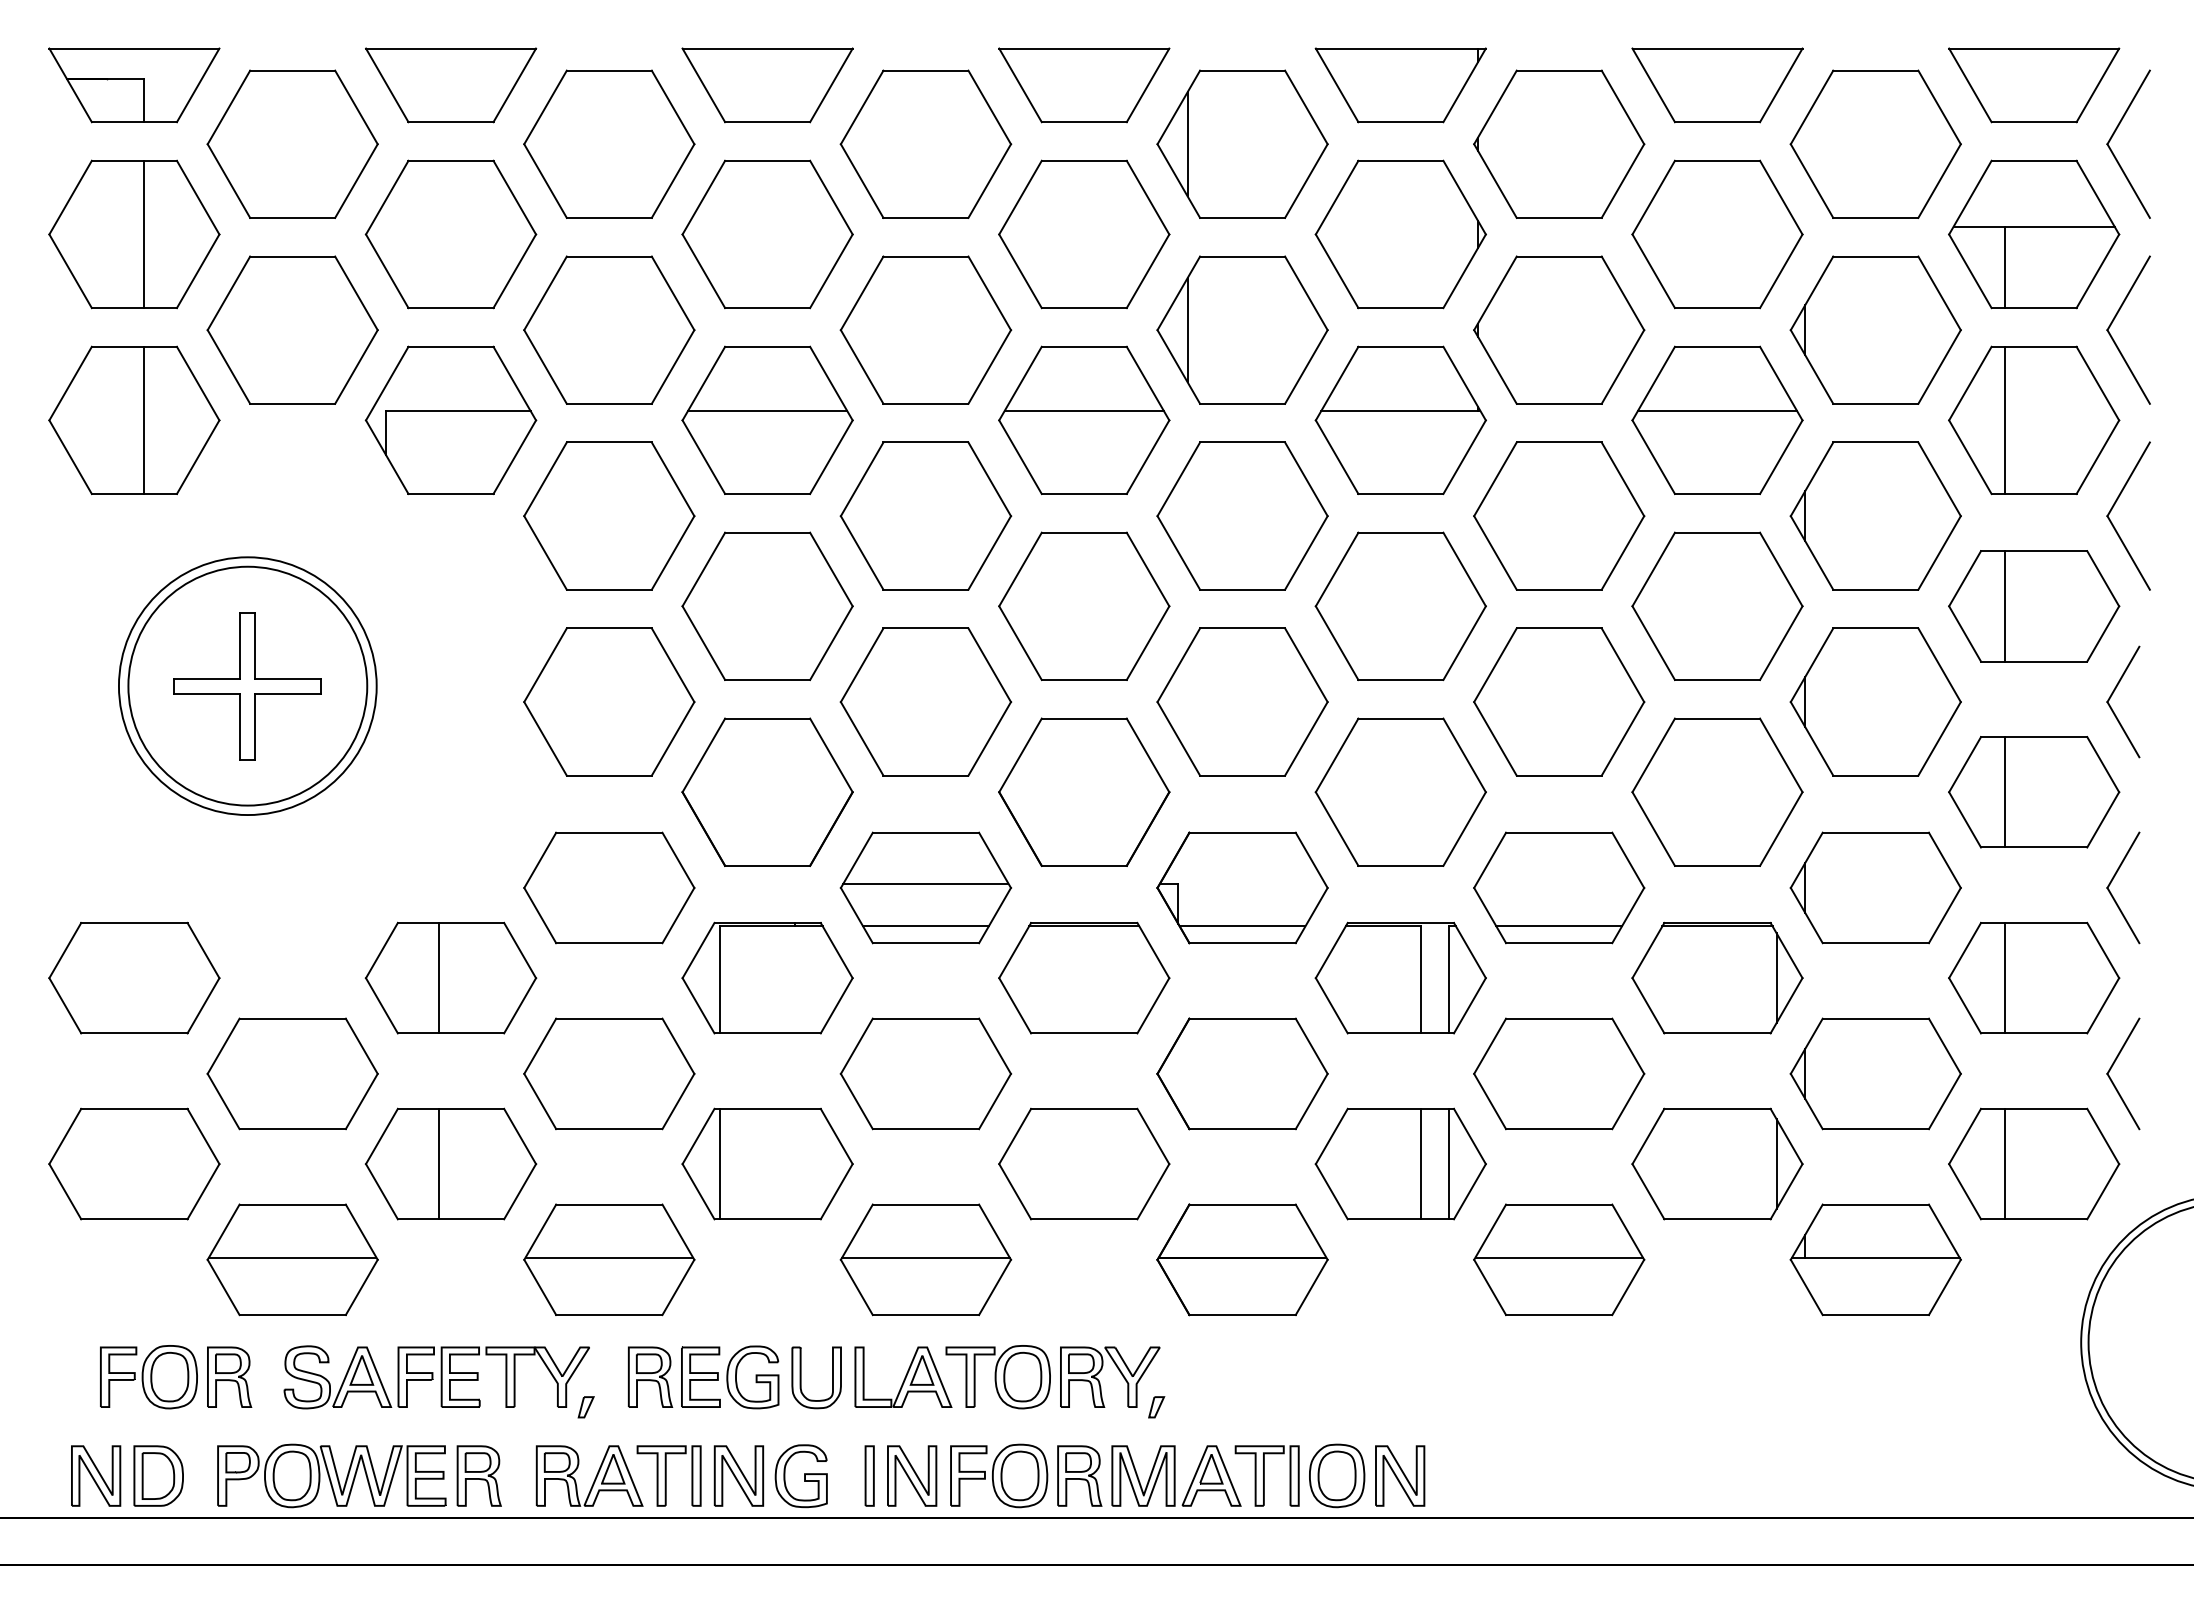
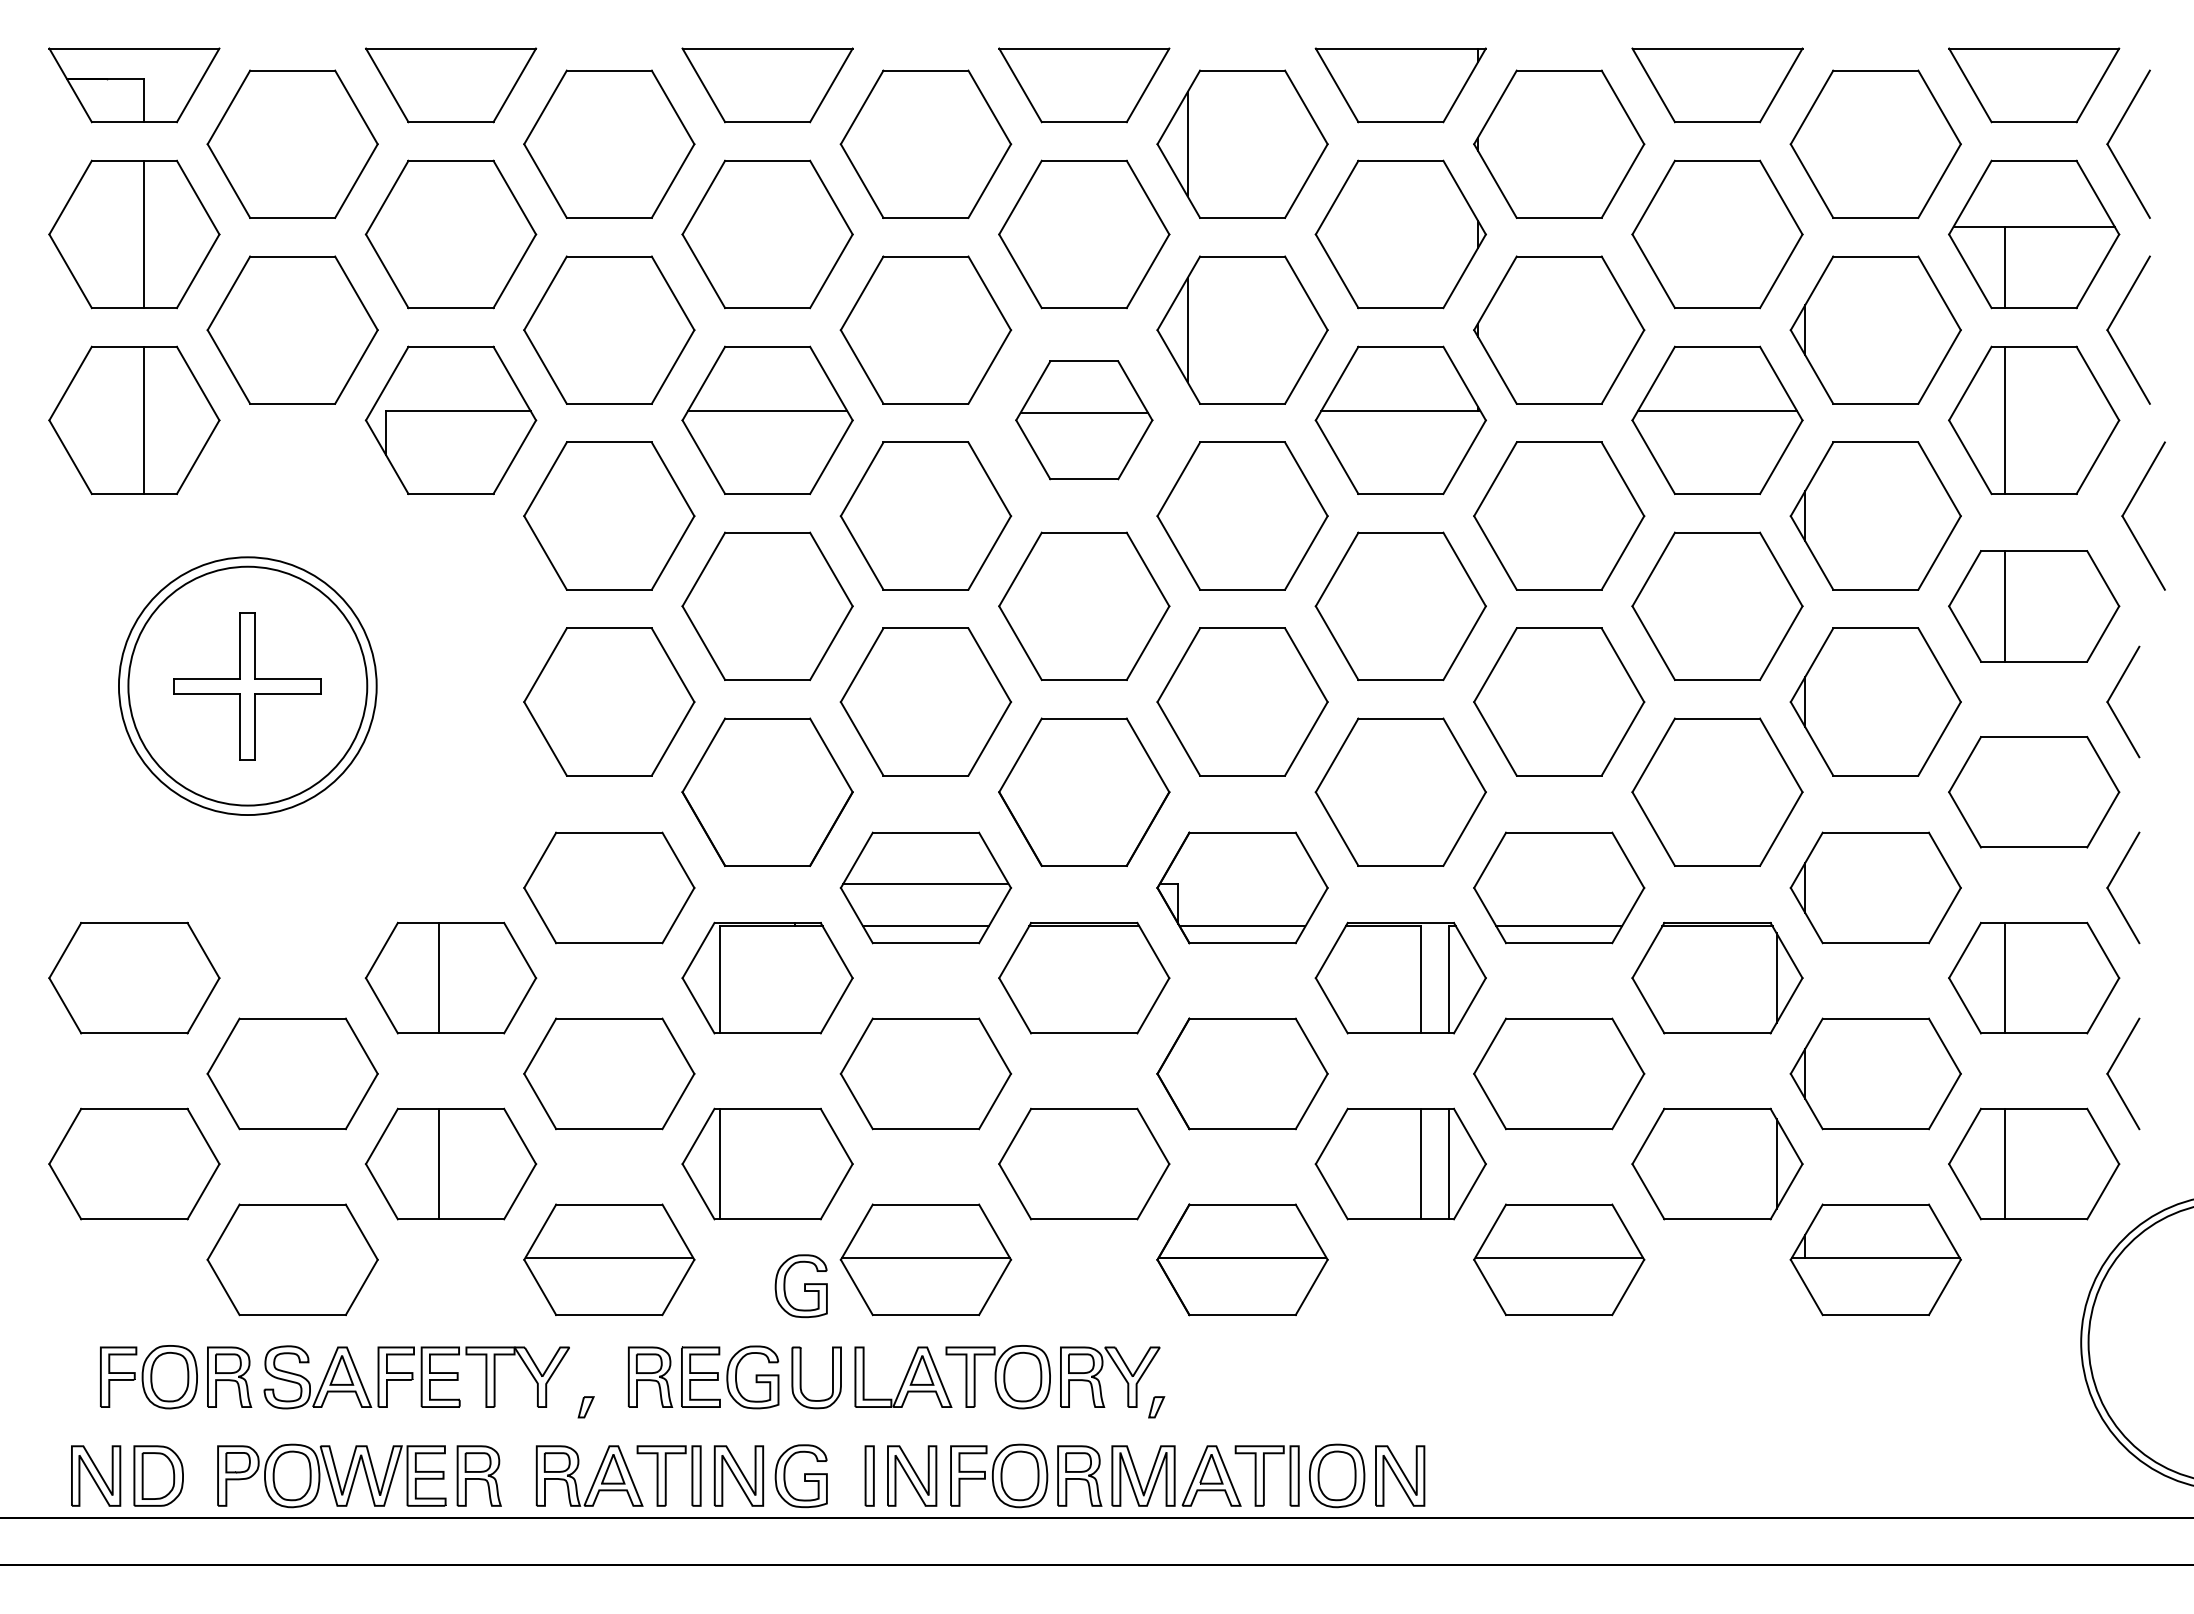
part size: 173x150 px -> 139x121 px (1084, 420)
part position: (2114, 506) -> (2129, 506) (2129, 506)
line: present -> none (2005, 792)
line: present -> none (292, 1257)
part: none -> present (800, 1286)
part position: (436, 1377) -> (416, 1377) (416, 1377)
